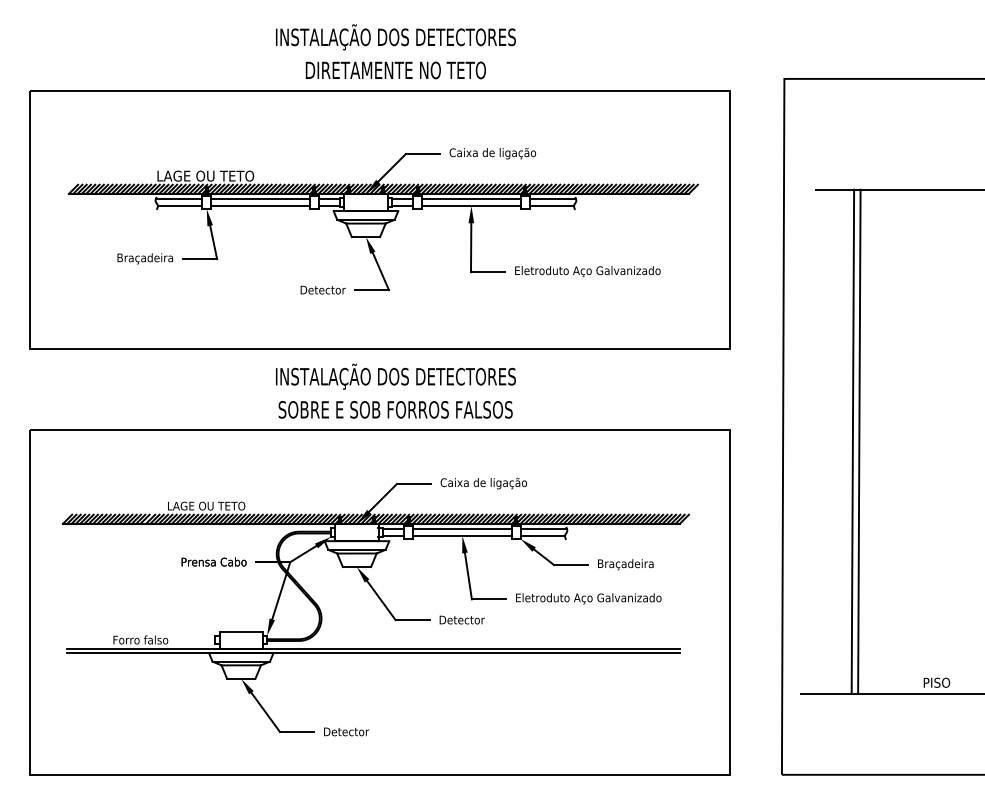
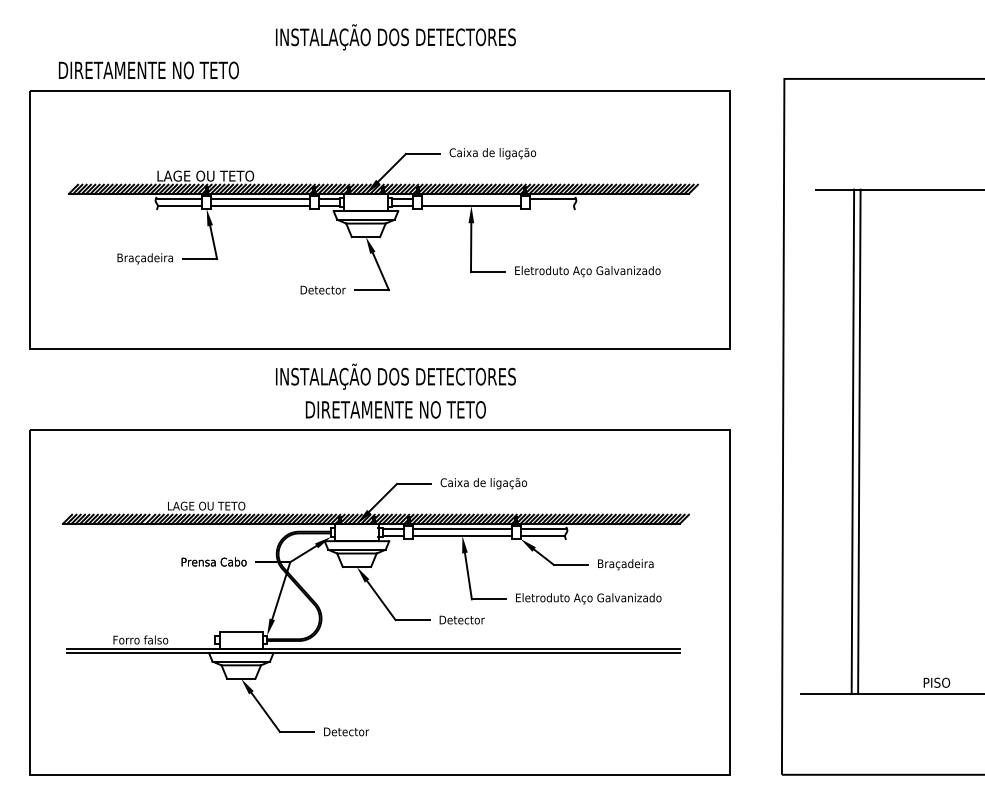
text position: (395, 70) -> (148, 70) (148, 70)
line: present -> none (470, 199)
line: present -> none (551, 206)
text: SOBRE E SOB FORROS FALSOS -> DIRETAMENTE NO TETO (395, 409)
